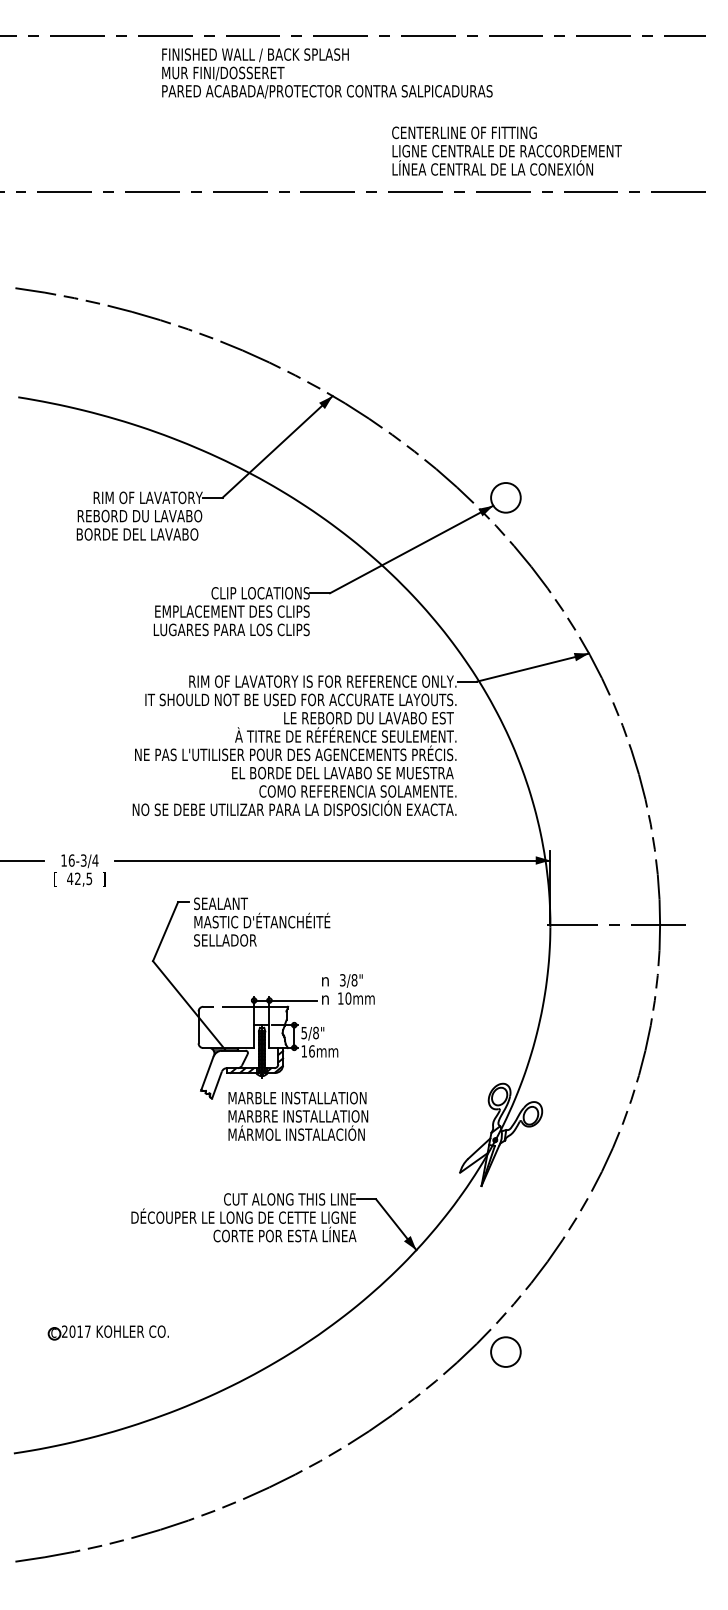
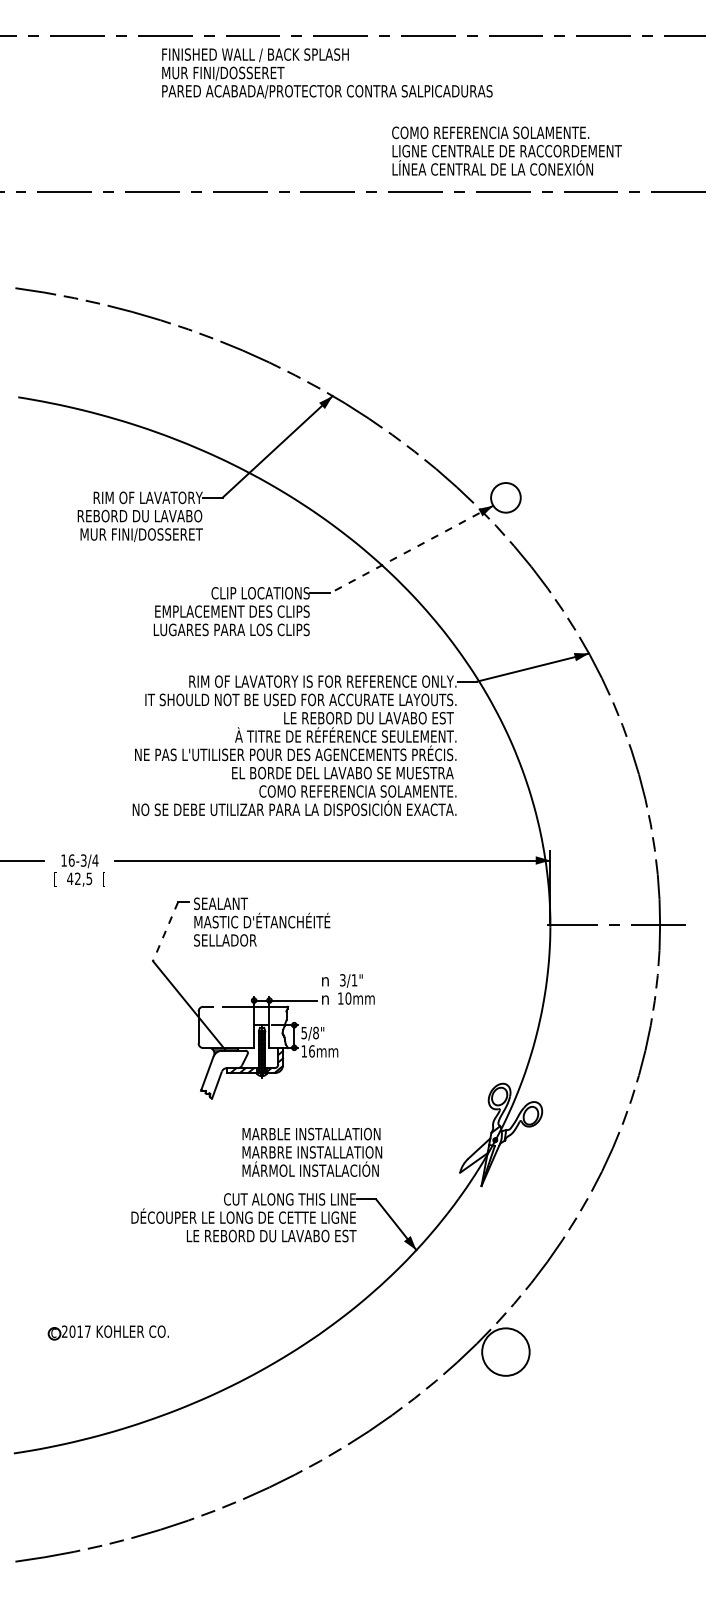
text: CENTERLINE OF FITTING -> COMO REFERENCIA SOLAMENTE. (494, 132)
text: BORDE DEL LAVABO -> MUR FINI/DOSSERET (139, 535)
line: solid -> dashed (411, 549)
text: ] -> [ (104, 879)
line: solid -> dashed (165, 932)
text: 3/8" -> 3/1" (354, 980)
text position: (298, 1115) -> (312, 1151) (312, 1151)
text: CORTE POR ESTA LÍNEA -> LE REBORD DU LAVABO EST (271, 1234)
circle diameter: 30 px -> 48 px (505, 1351)
